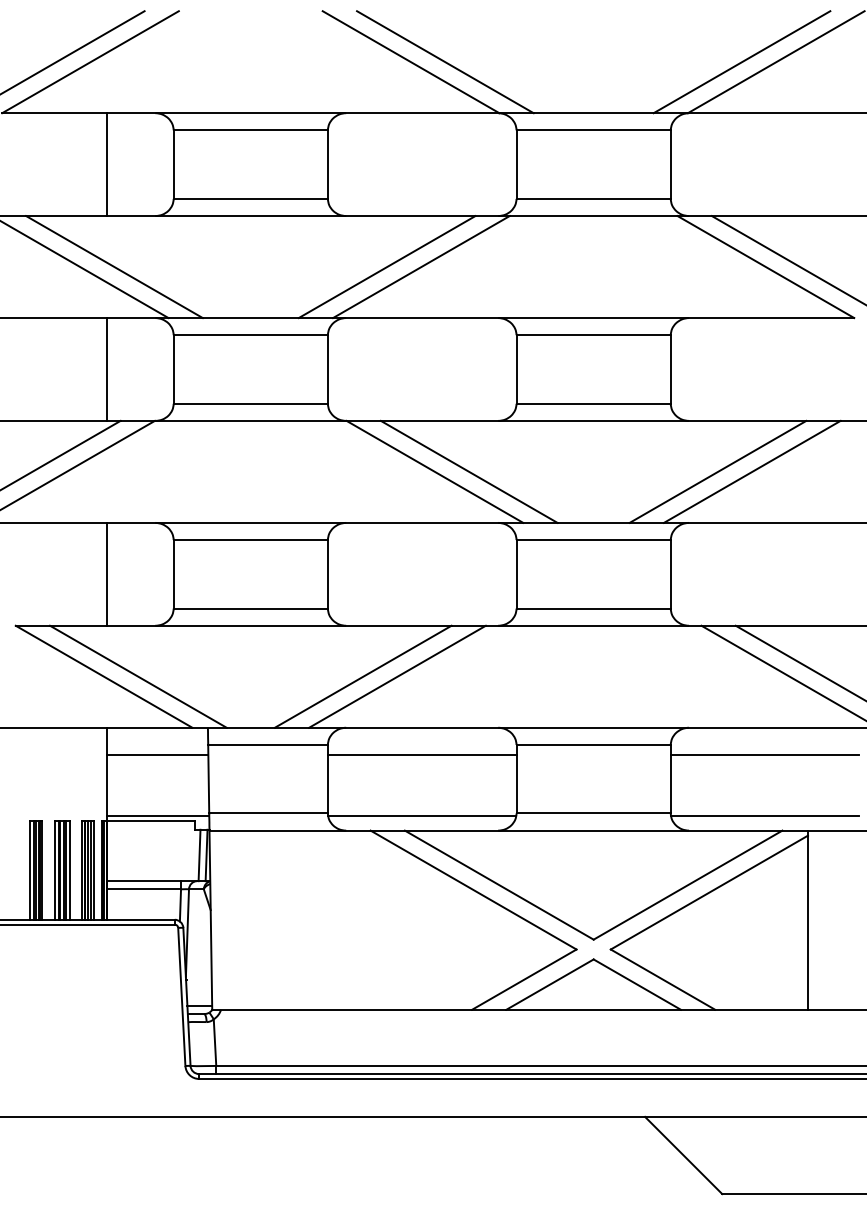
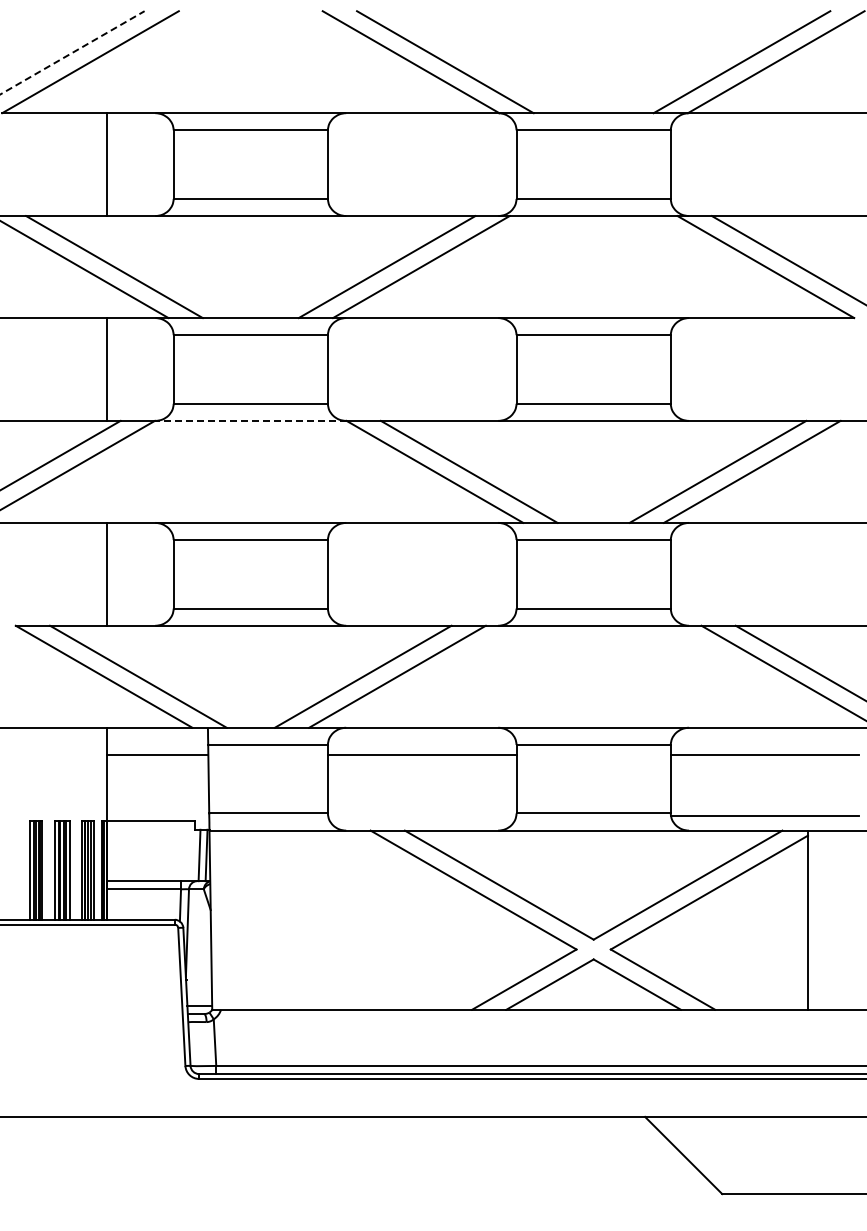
line: solid -> dashed (72, 52)
line: solid -> dashed (250, 420)
line: present -> none (158, 816)
line: present -> none (422, 816)
